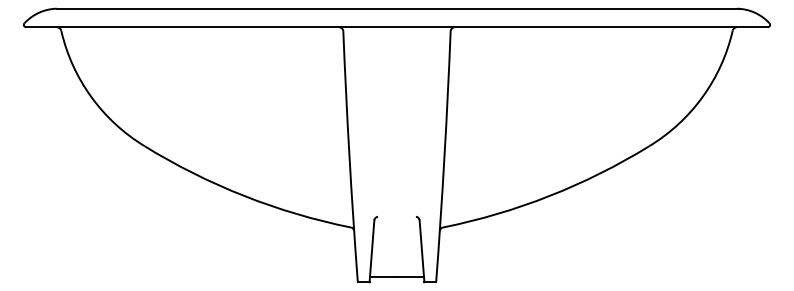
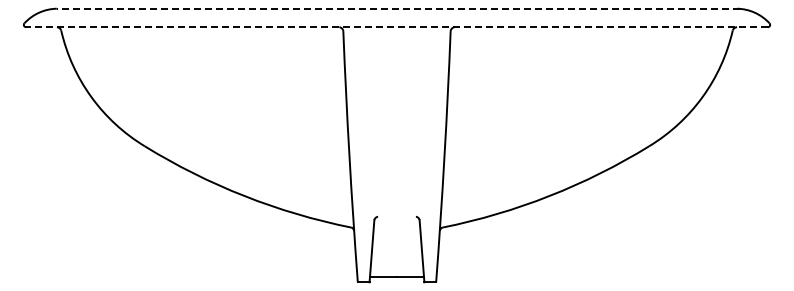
line: solid -> dashed (397, 8)
line: solid -> dashed (396, 27)
